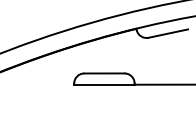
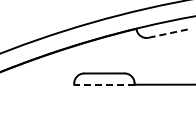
line: solid -> dashed (168, 33)
line: solid -> dashed (103, 84)
